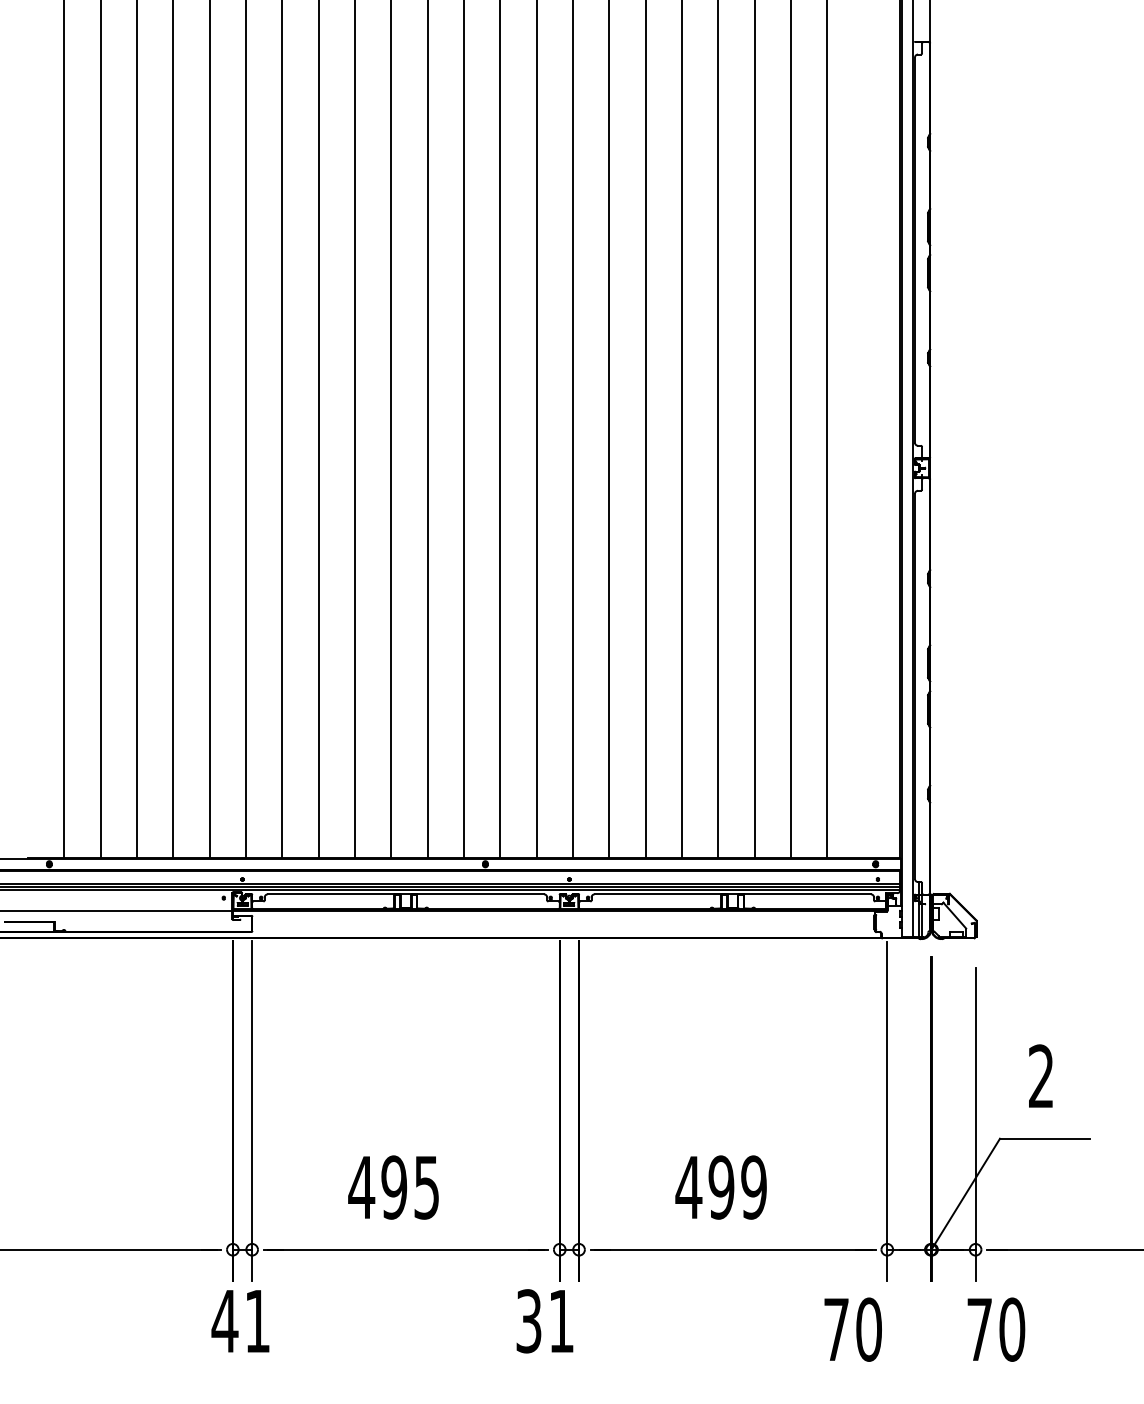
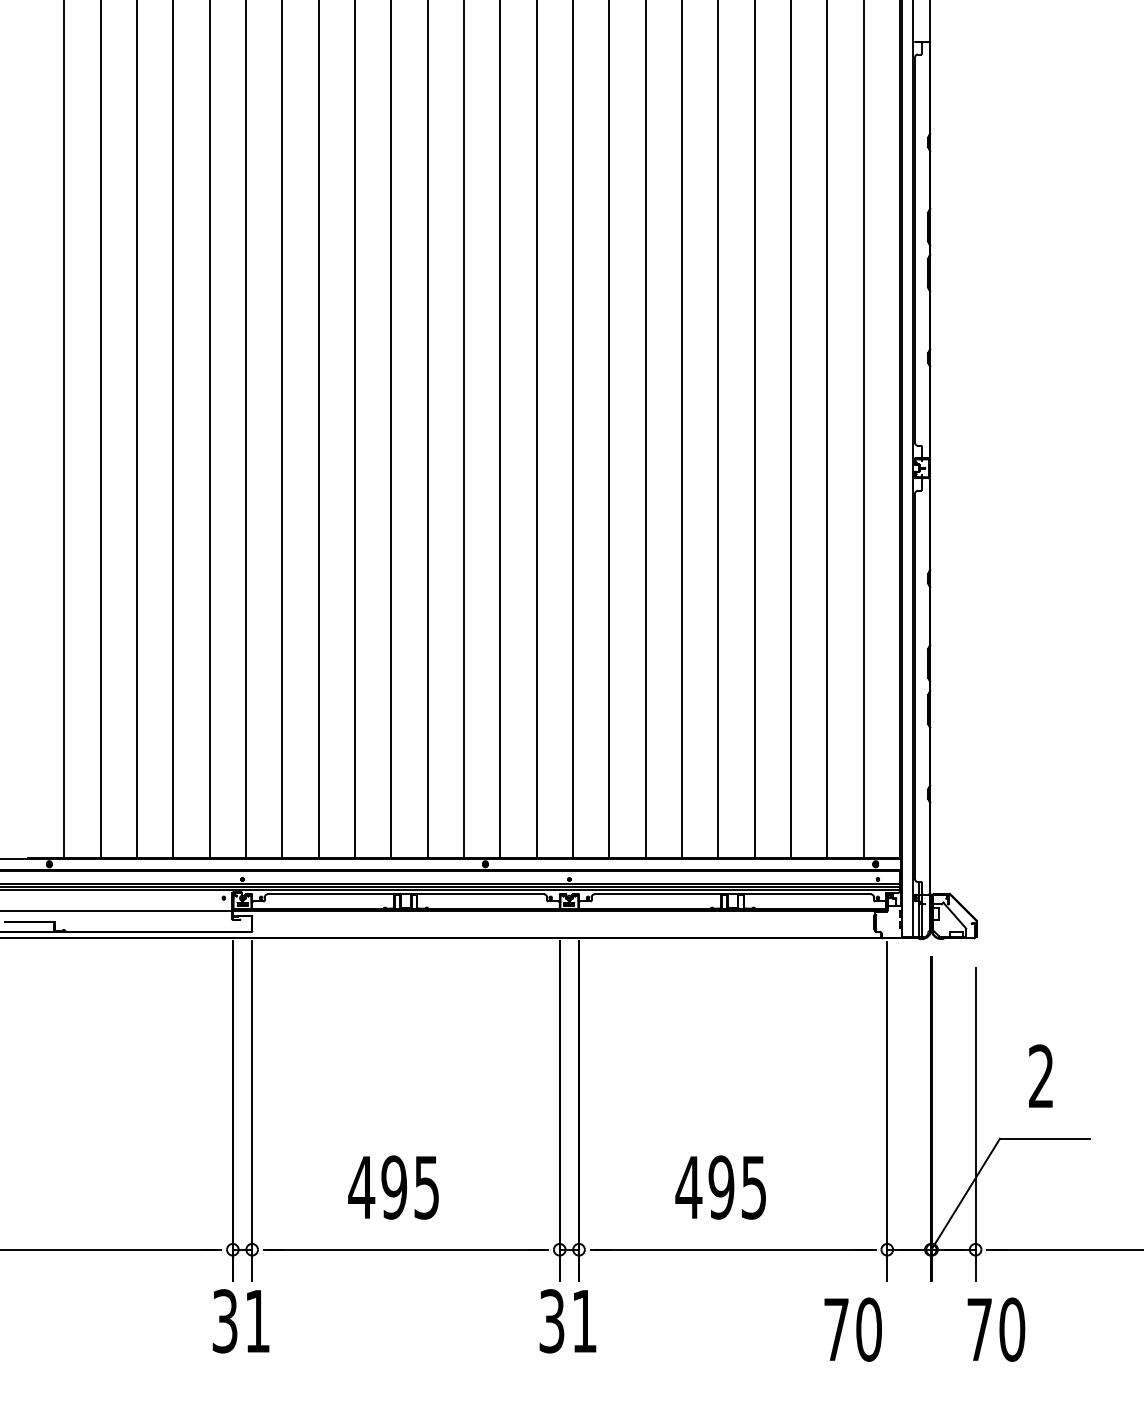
line: none -> present (863, 429)
text: 499 -> 495 (753, 1187)
text: 41 -> 31 (224, 1321)
text position: (544, 1321) -> (567, 1321) (567, 1321)
